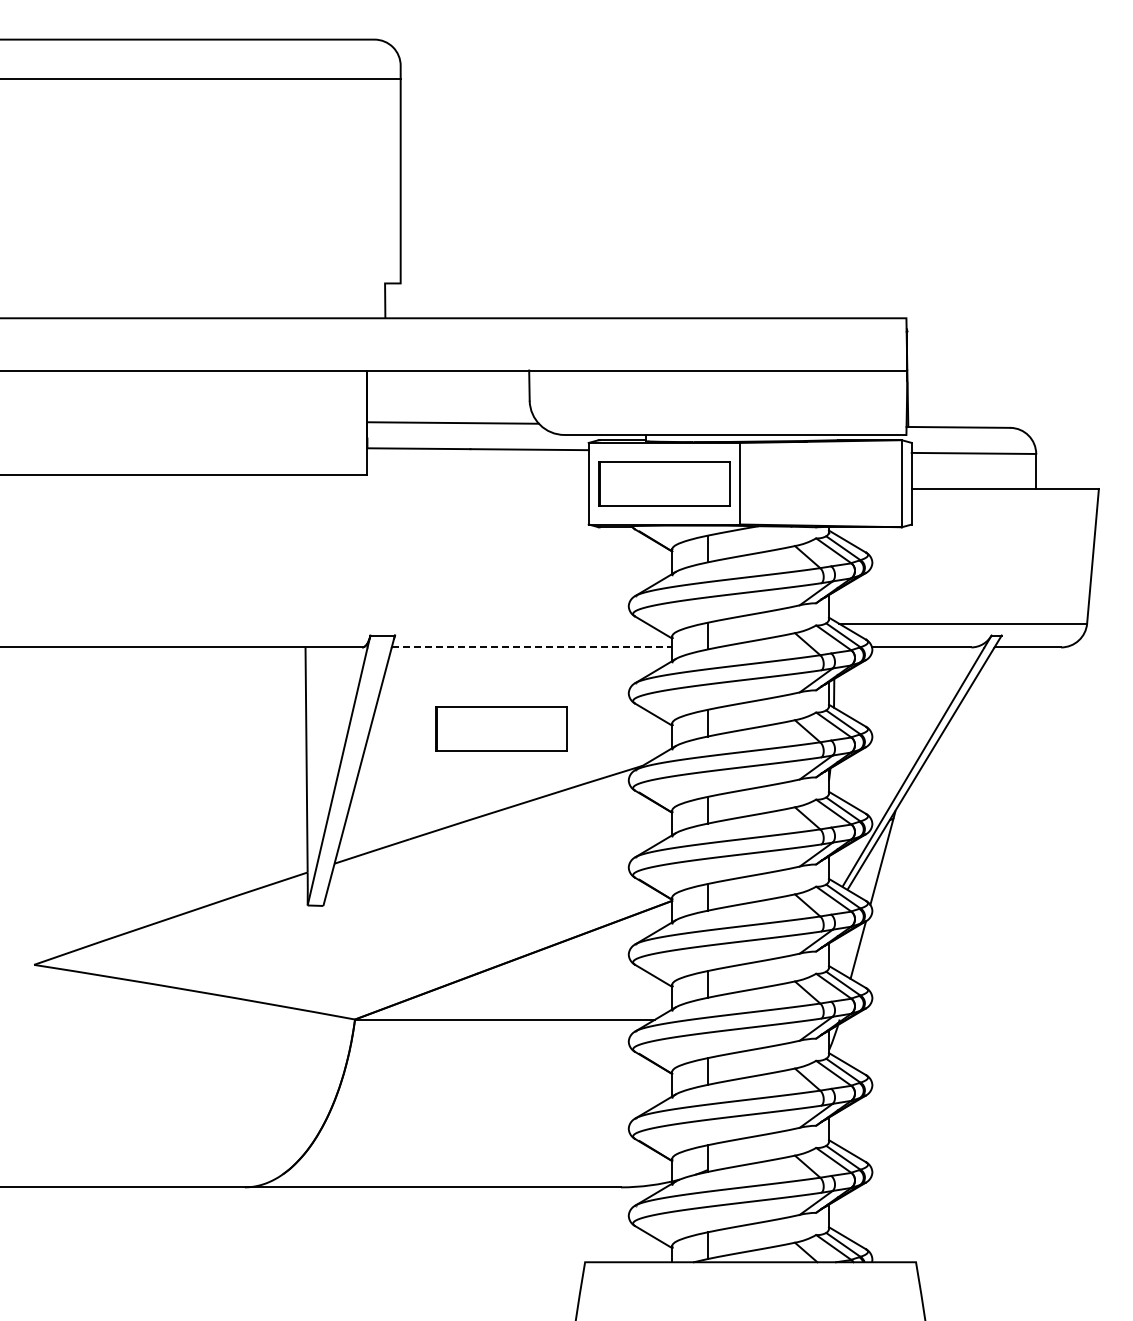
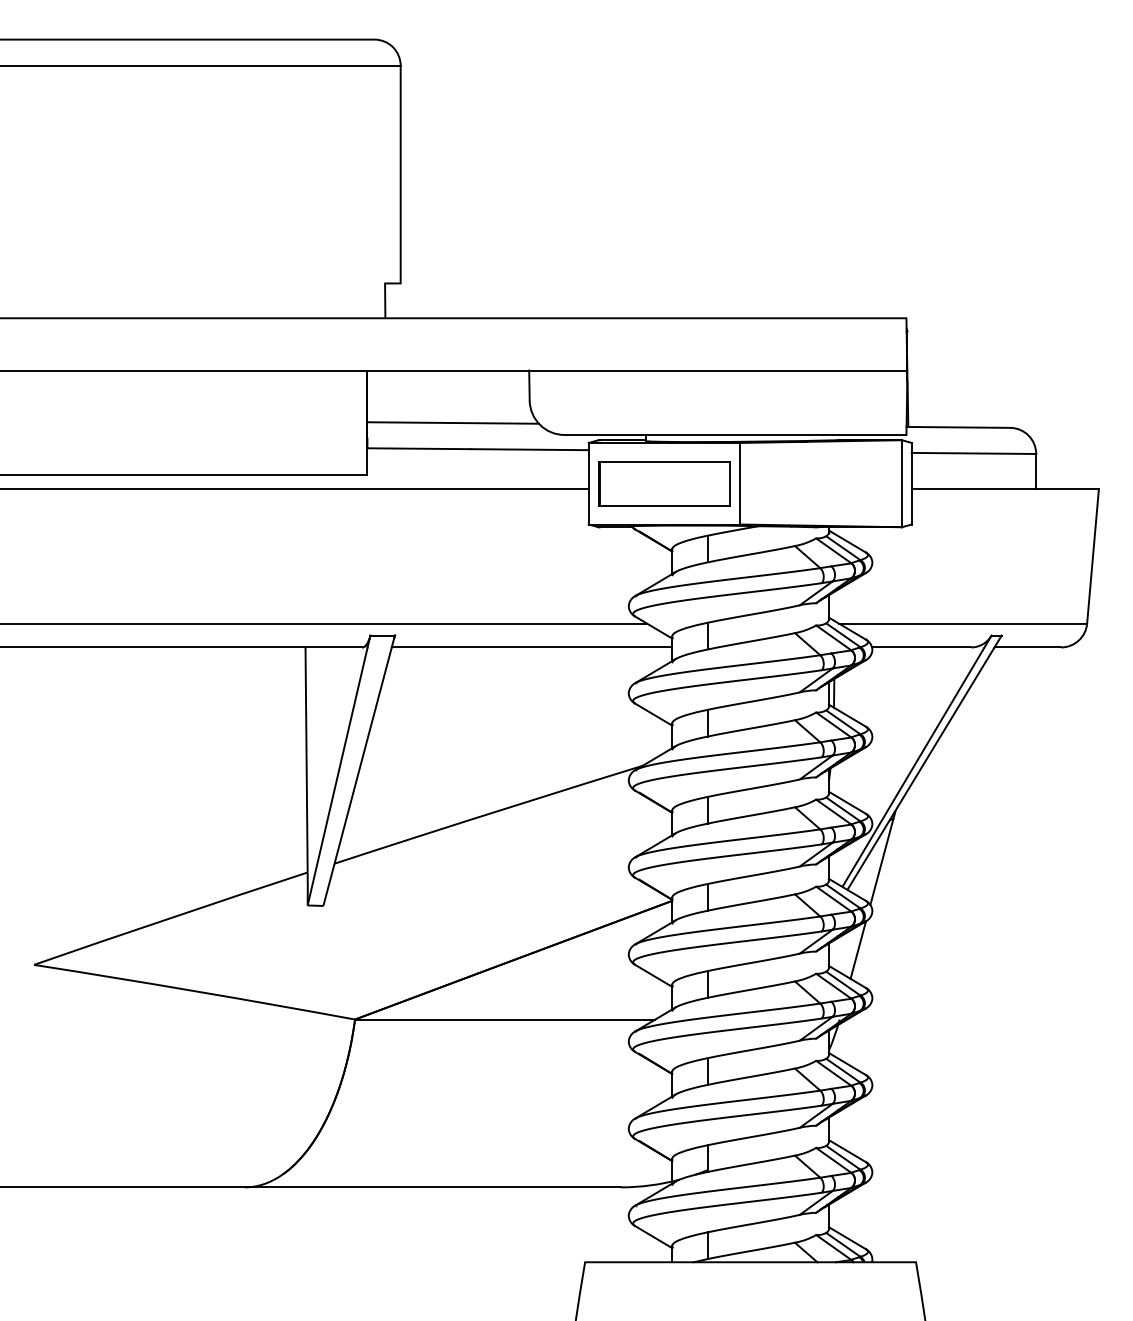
line position: (201, 78) -> (201, 65) (201, 65)
line: none -> present (295, 488)
line: none -> present (324, 623)
line: dashed -> solid (532, 647)
part: present -> none (501, 728)
